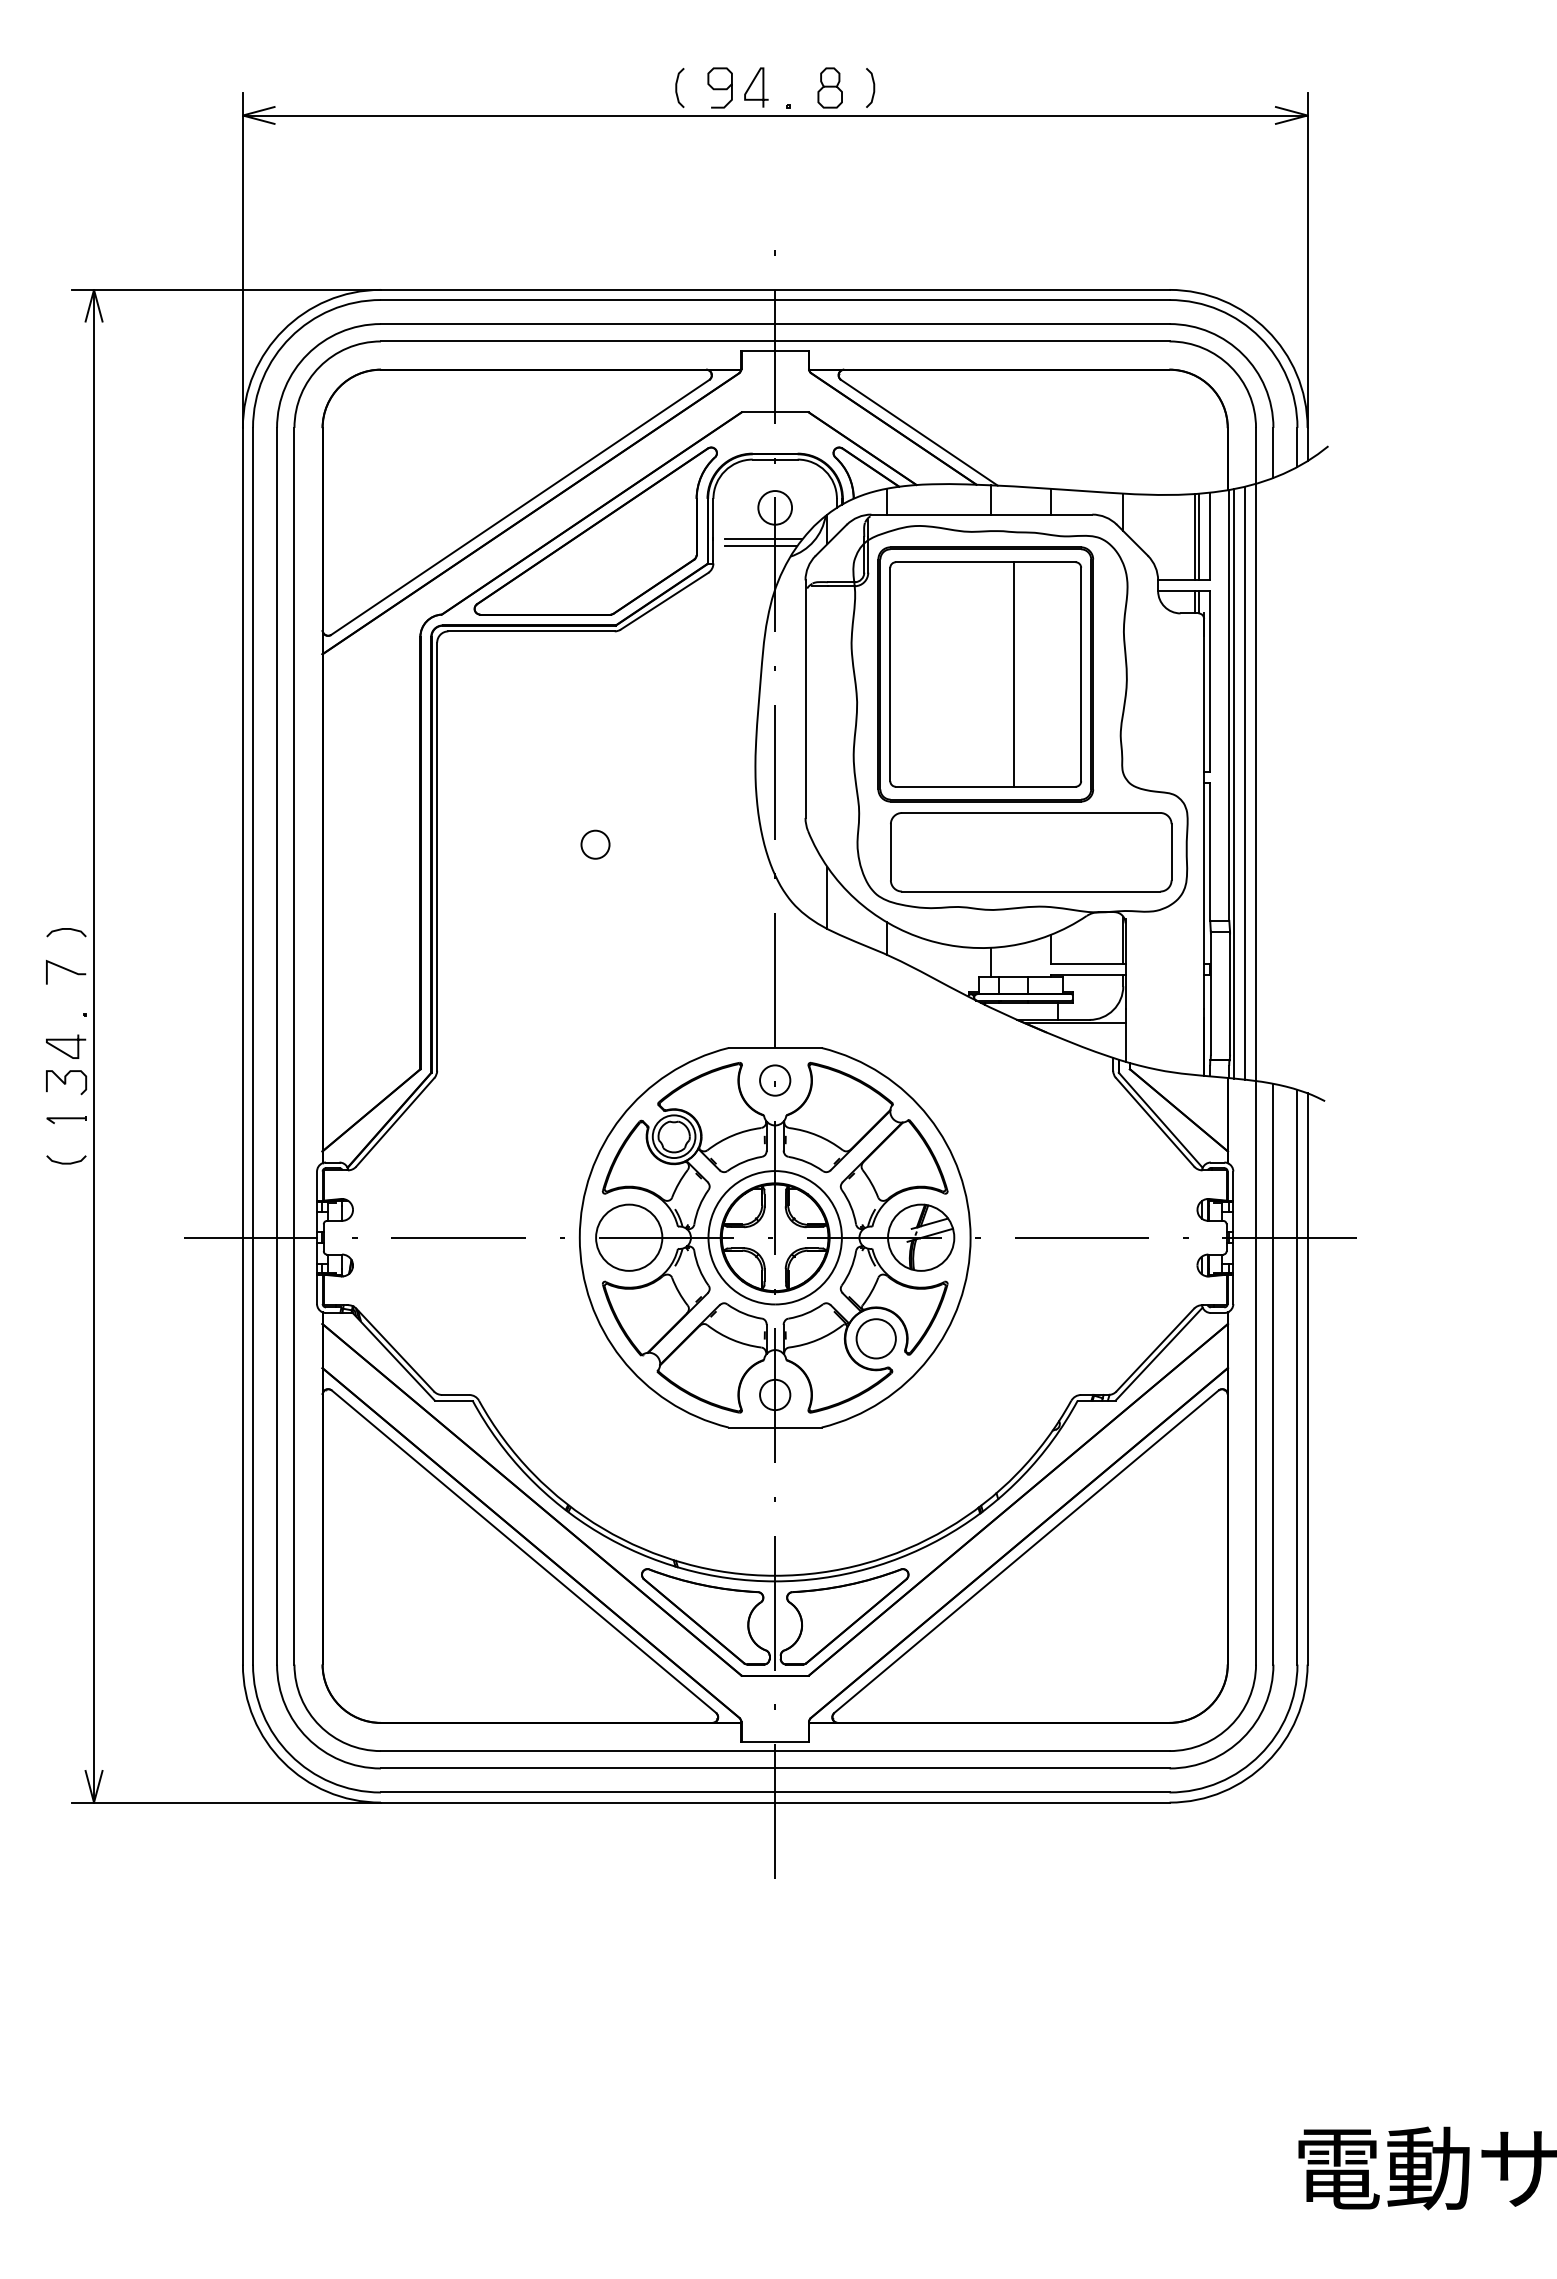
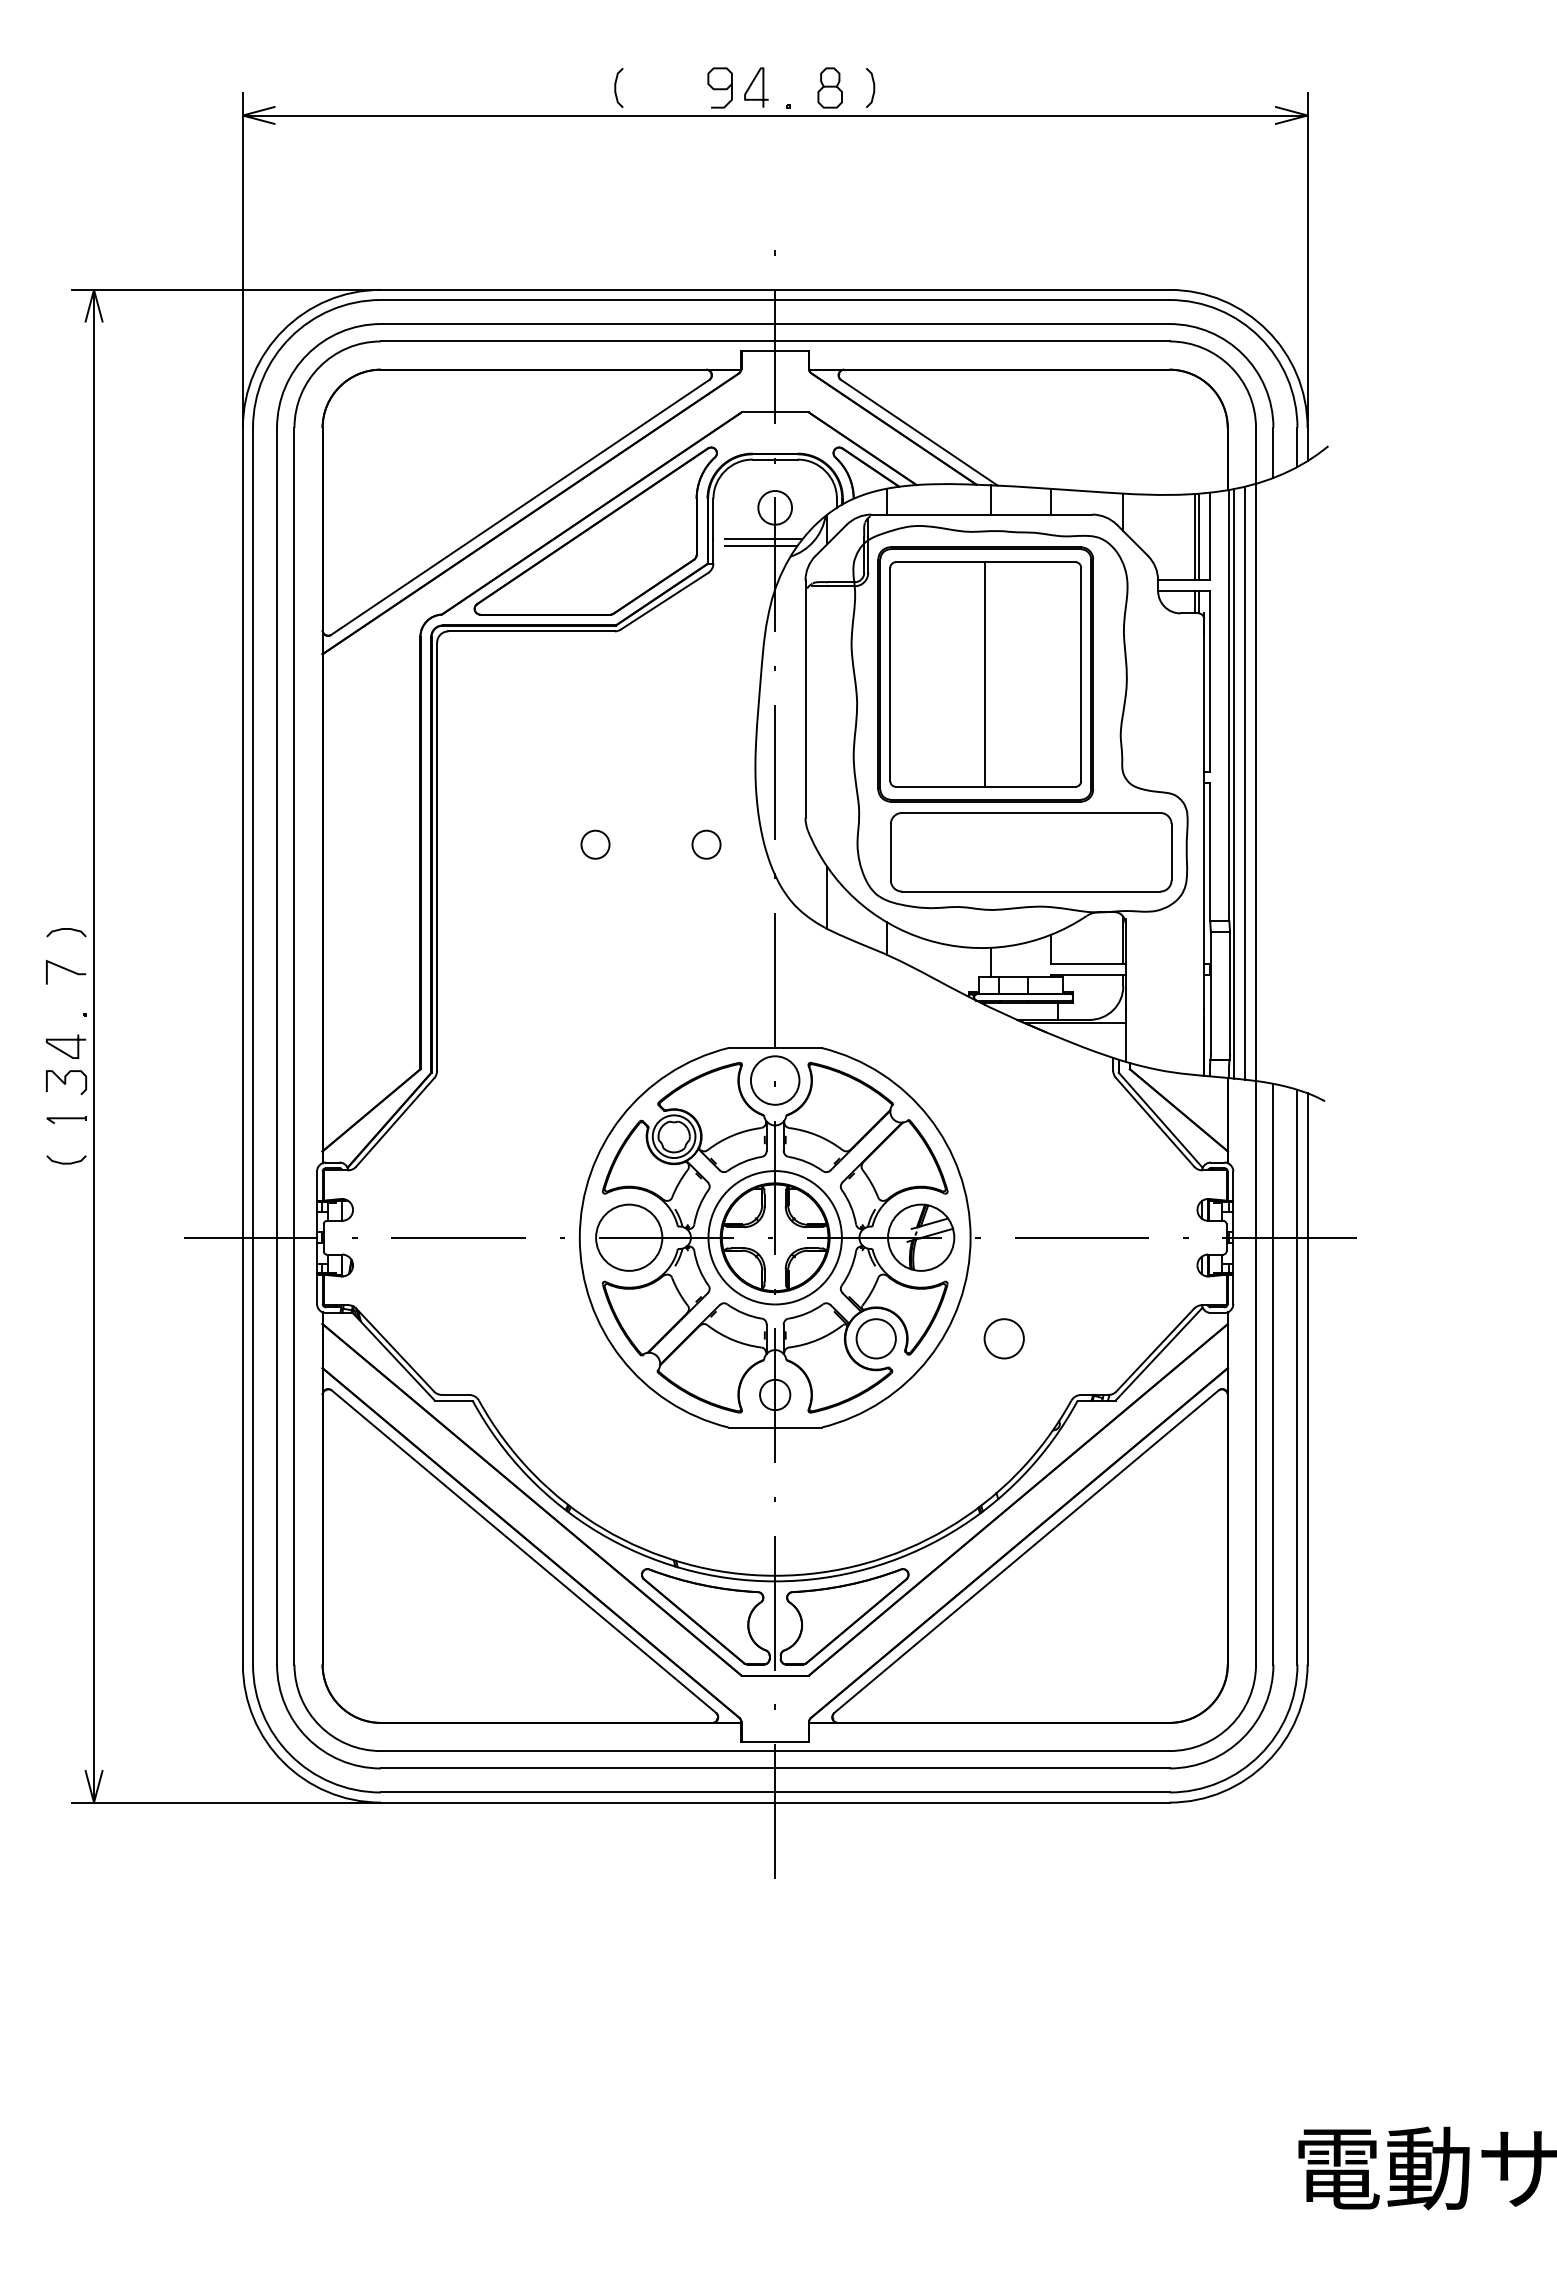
curve position: (677, 87) -> (616, 87) (616, 87)
line position: (1013, 674) -> (984, 674) (984, 674)
circle: none -> present (706, 844)
circle diameter: 30 px -> 49 px (774, 1080)
circle: none -> present (1003, 1338)
